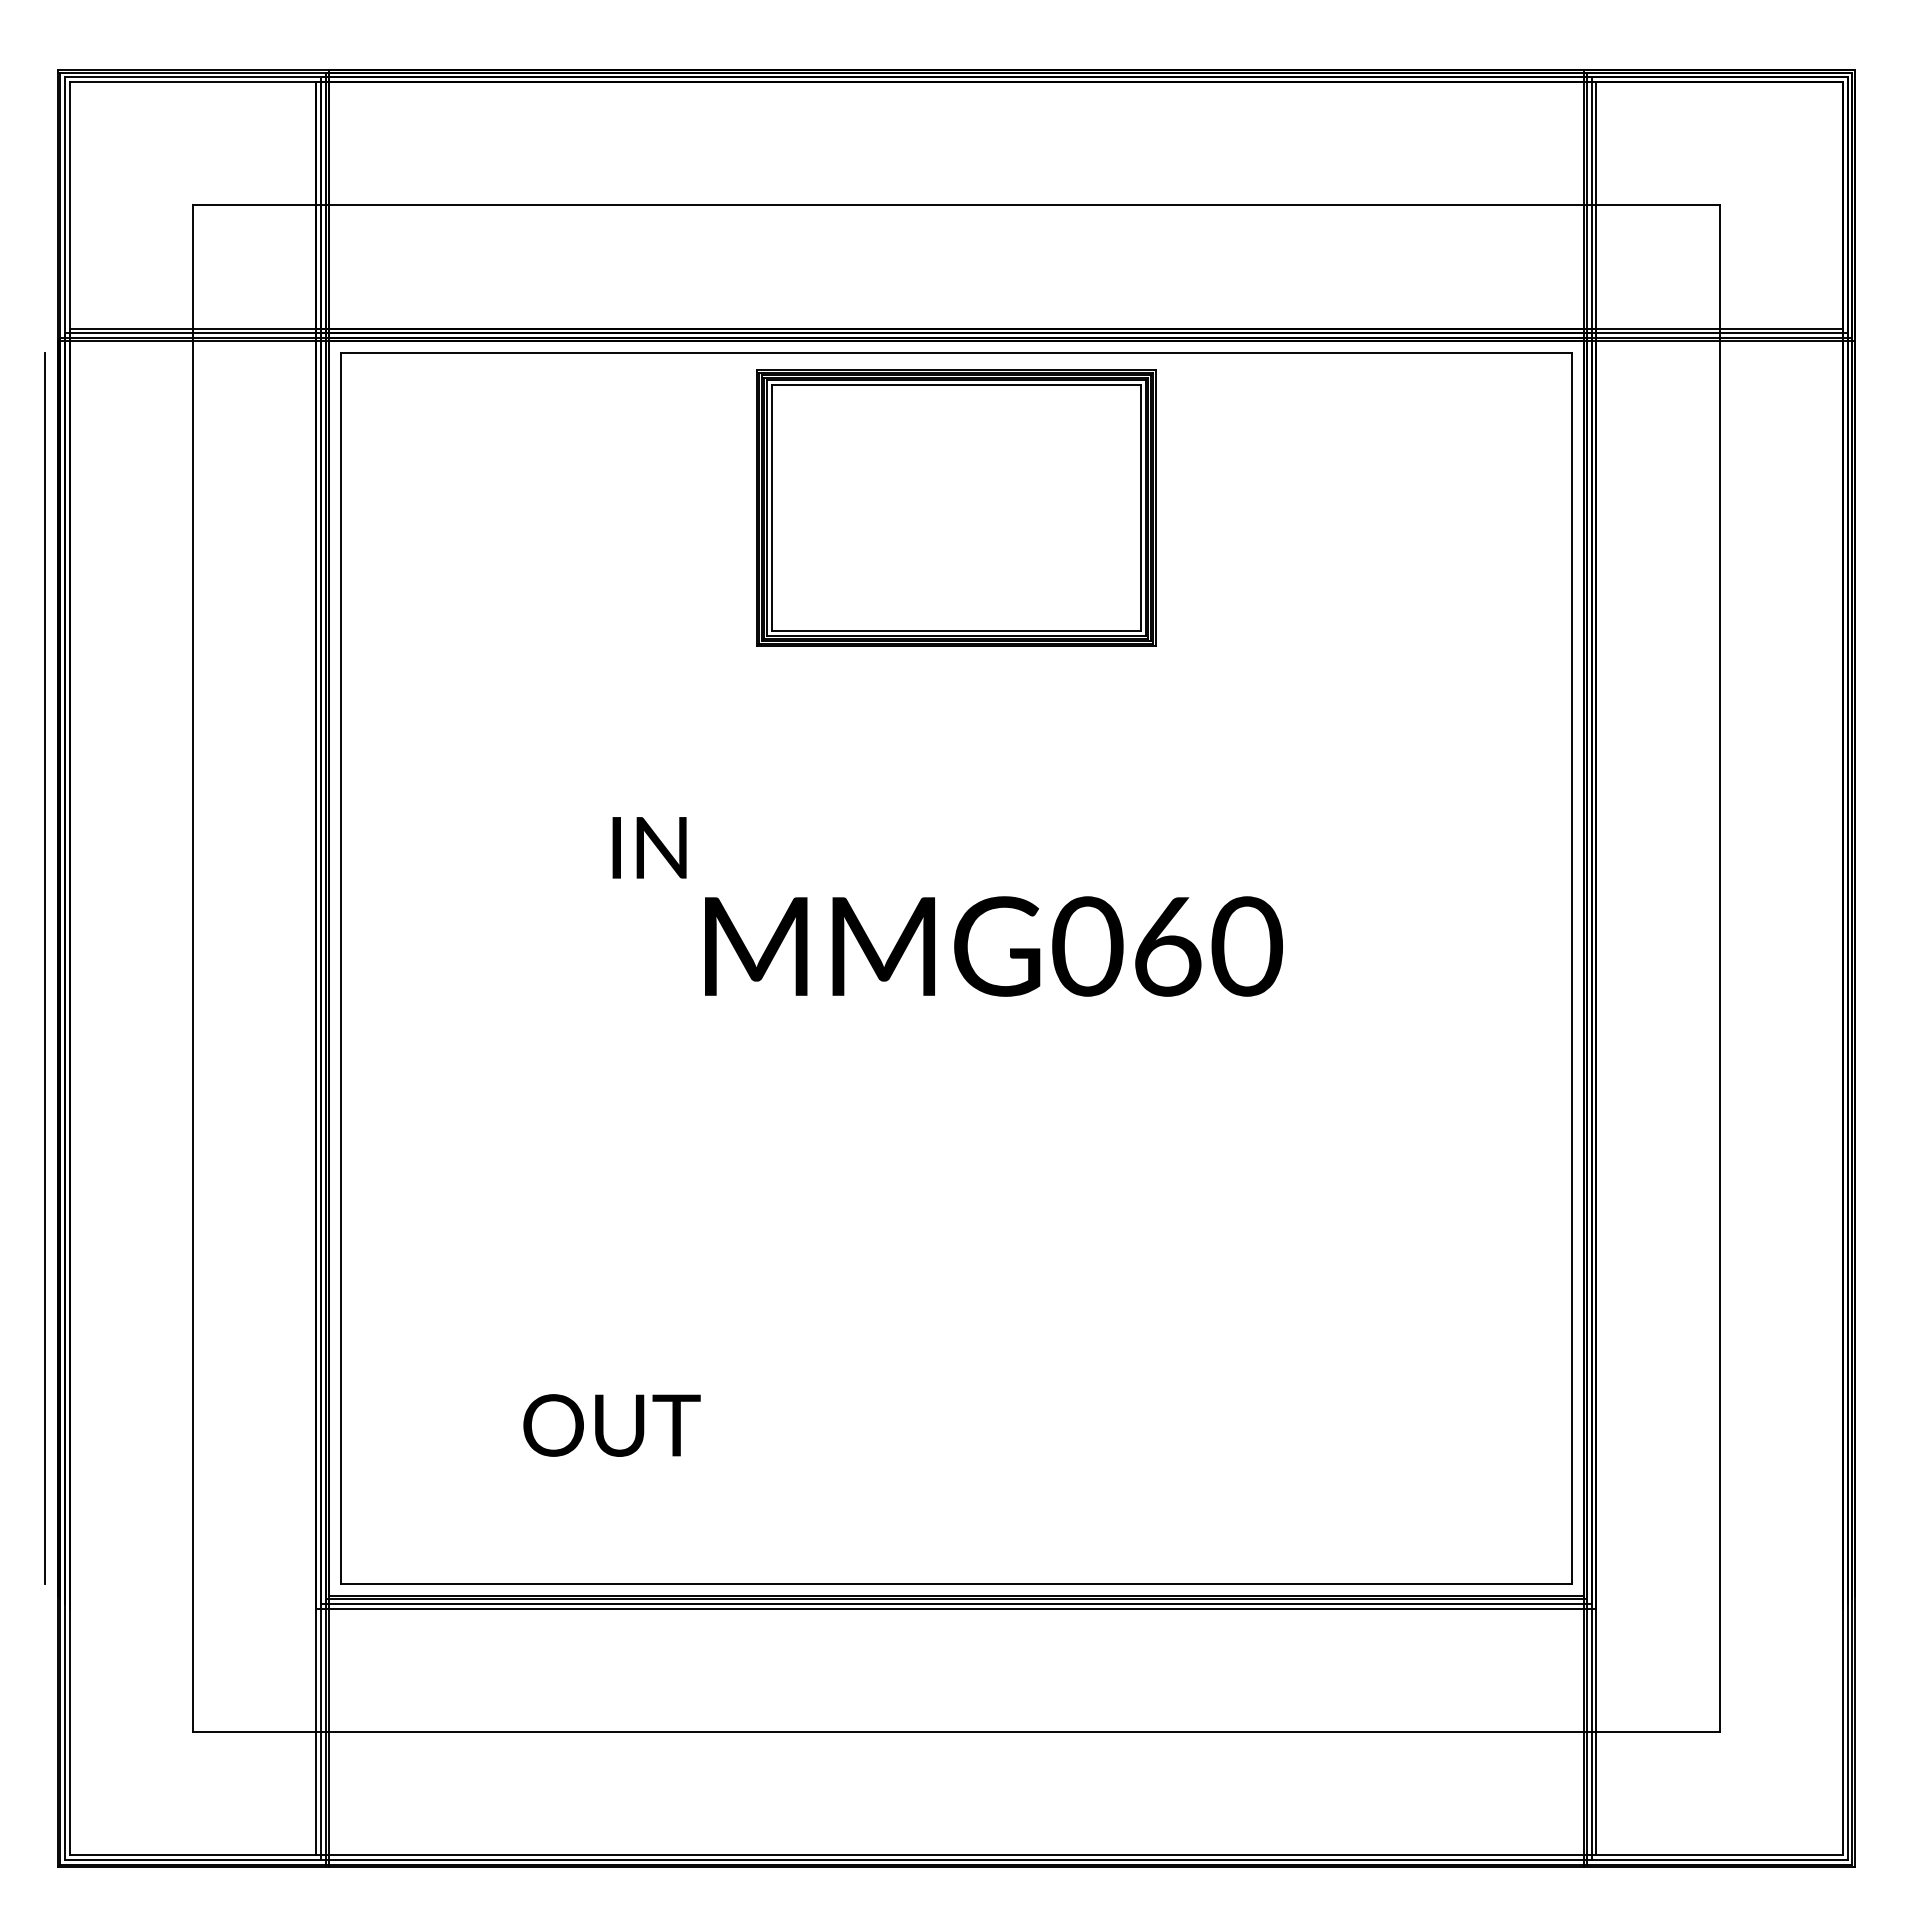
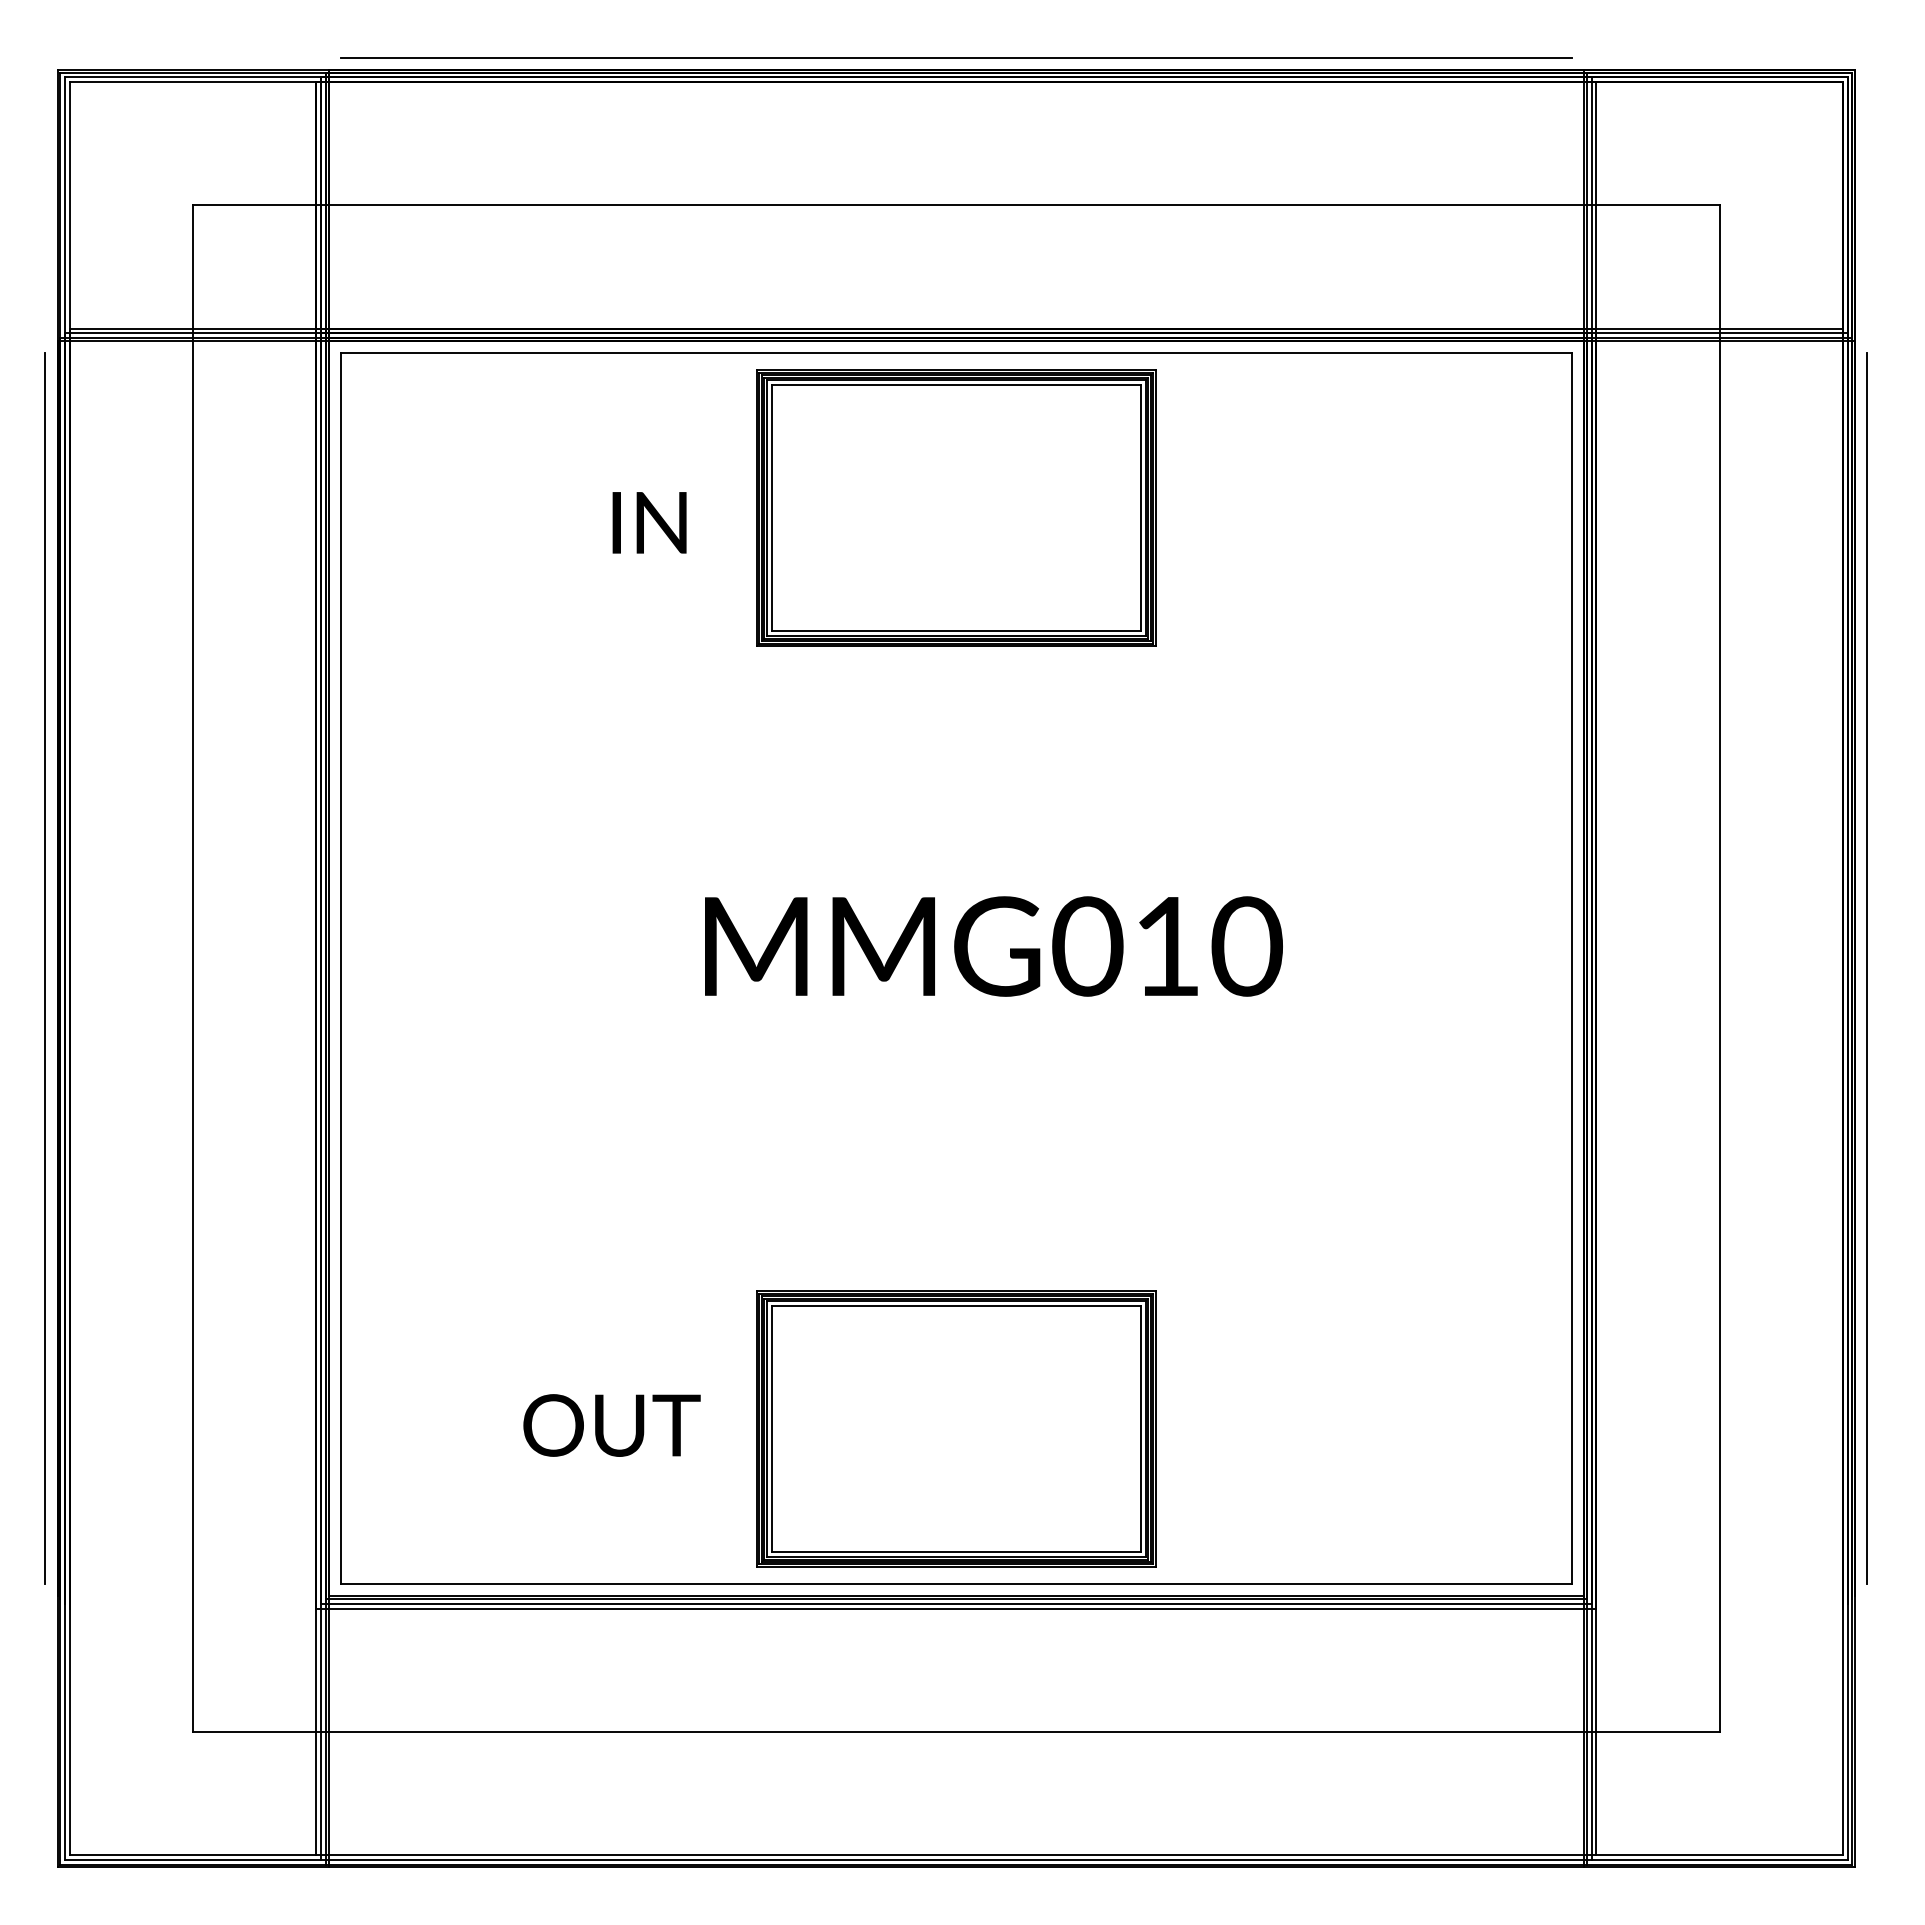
line: none -> present (955, 57)
text position: (649, 847) -> (649, 522) (649, 522)
text: MMG060 -> MMG010 (1168, 946)
line: none -> present (1867, 968)
part: none -> present (956, 1428)
